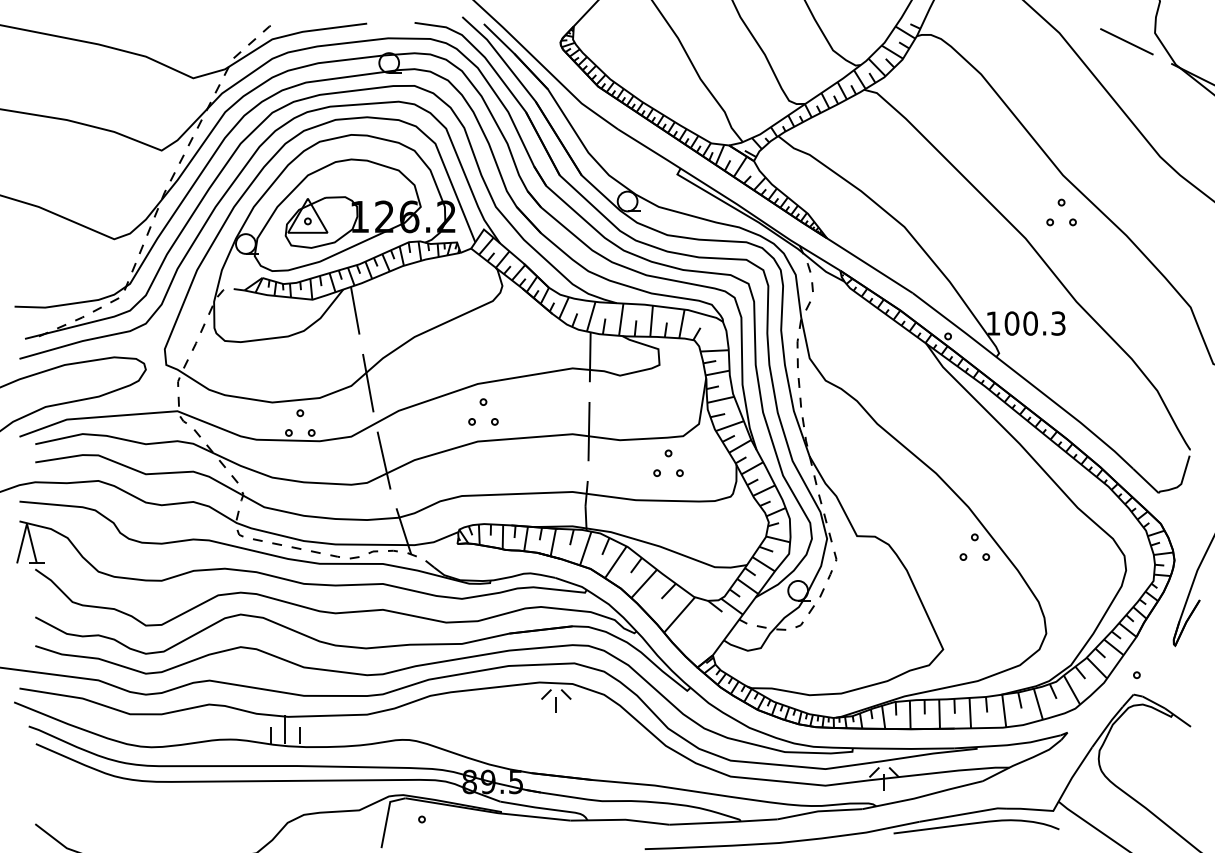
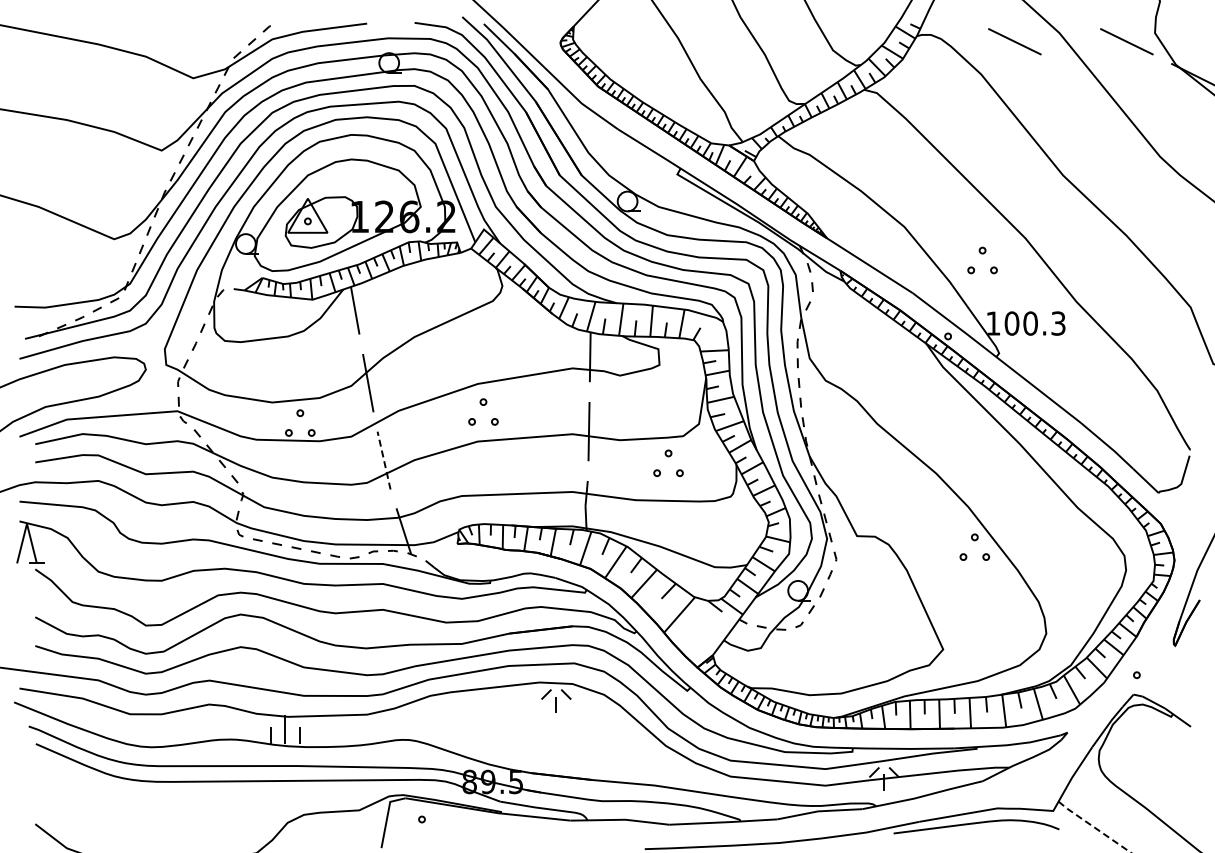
line: none -> present (1014, 41)
part position: (1061, 212) -> (982, 260) (982, 260)
line: solid -> dashed (384, 460)
line: solid -> dashed (1094, 827)
